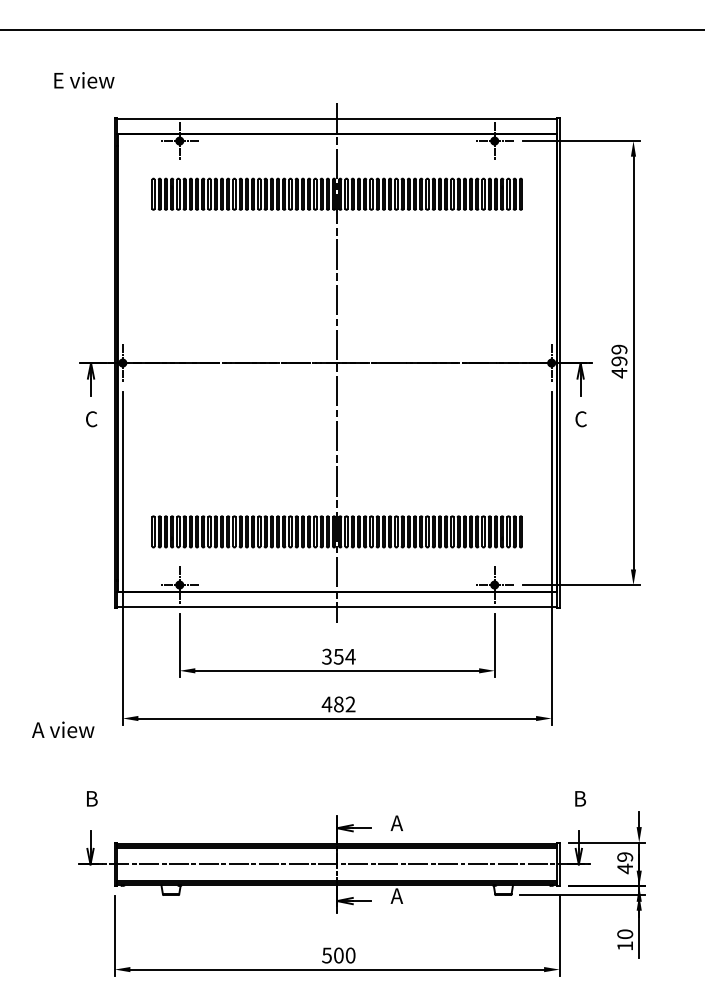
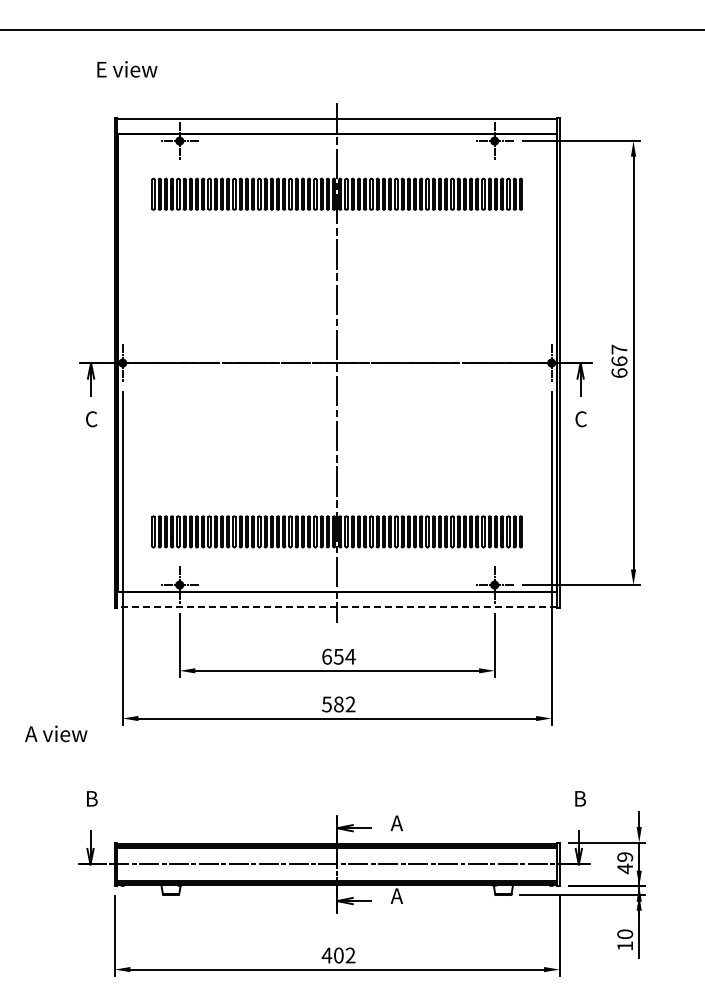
text position: (84, 80) -> (127, 69) (127, 69)
text: 499 -> 667 (619, 361)
line: solid -> dashed (337, 607)
text: 354 -> 654 (326, 656)
text: 482 -> 582 (326, 704)
text position: (63, 729) -> (56, 733) (56, 733)
text: 500 -> 402 (338, 955)
